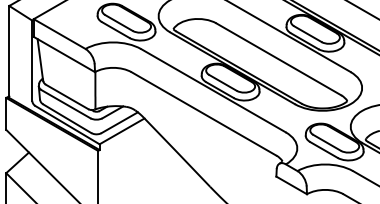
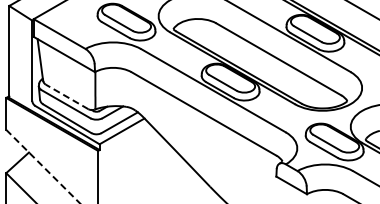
line: solid -> dashed (67, 96)
line: solid -> dashed (43, 167)
